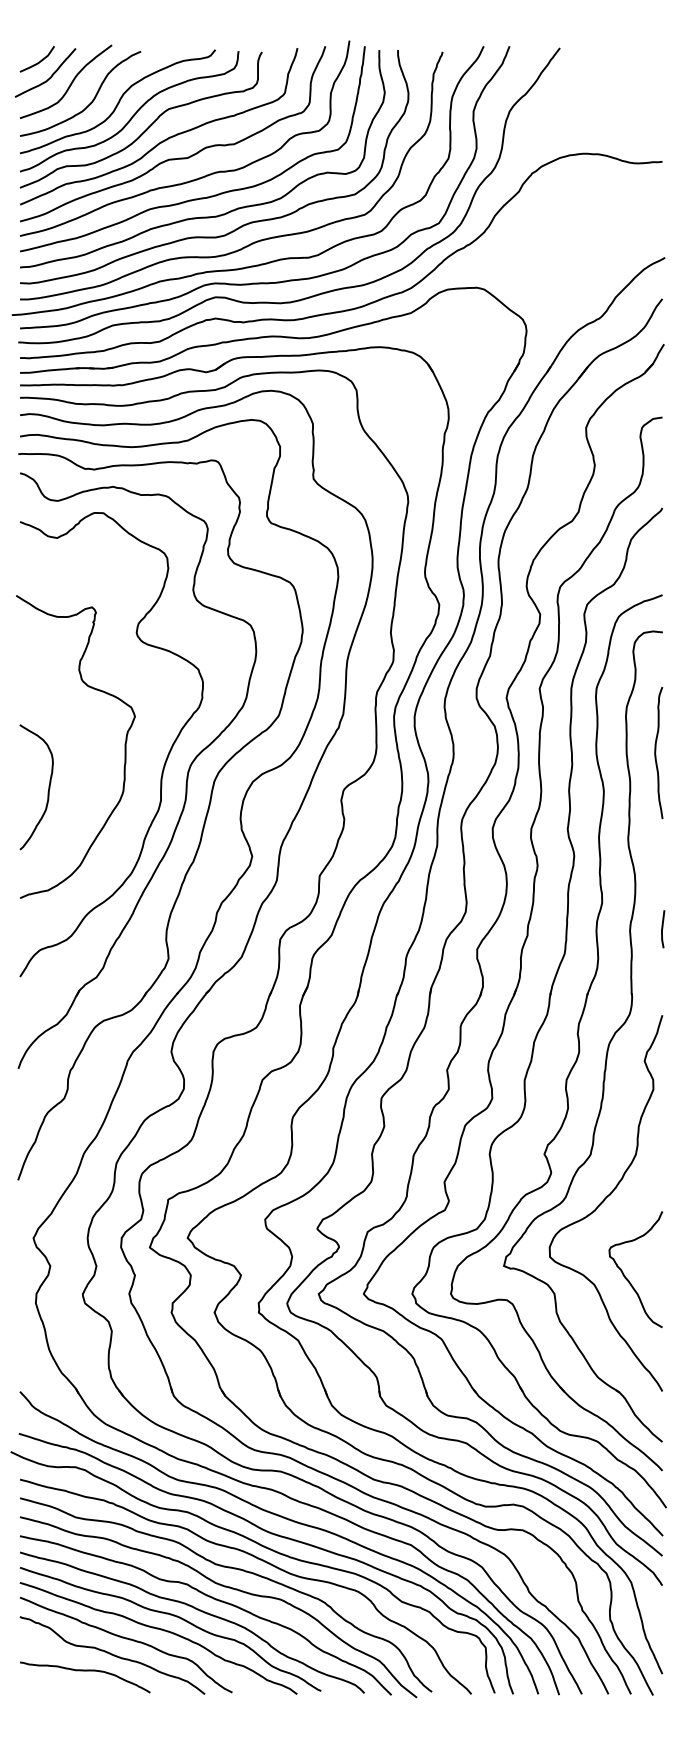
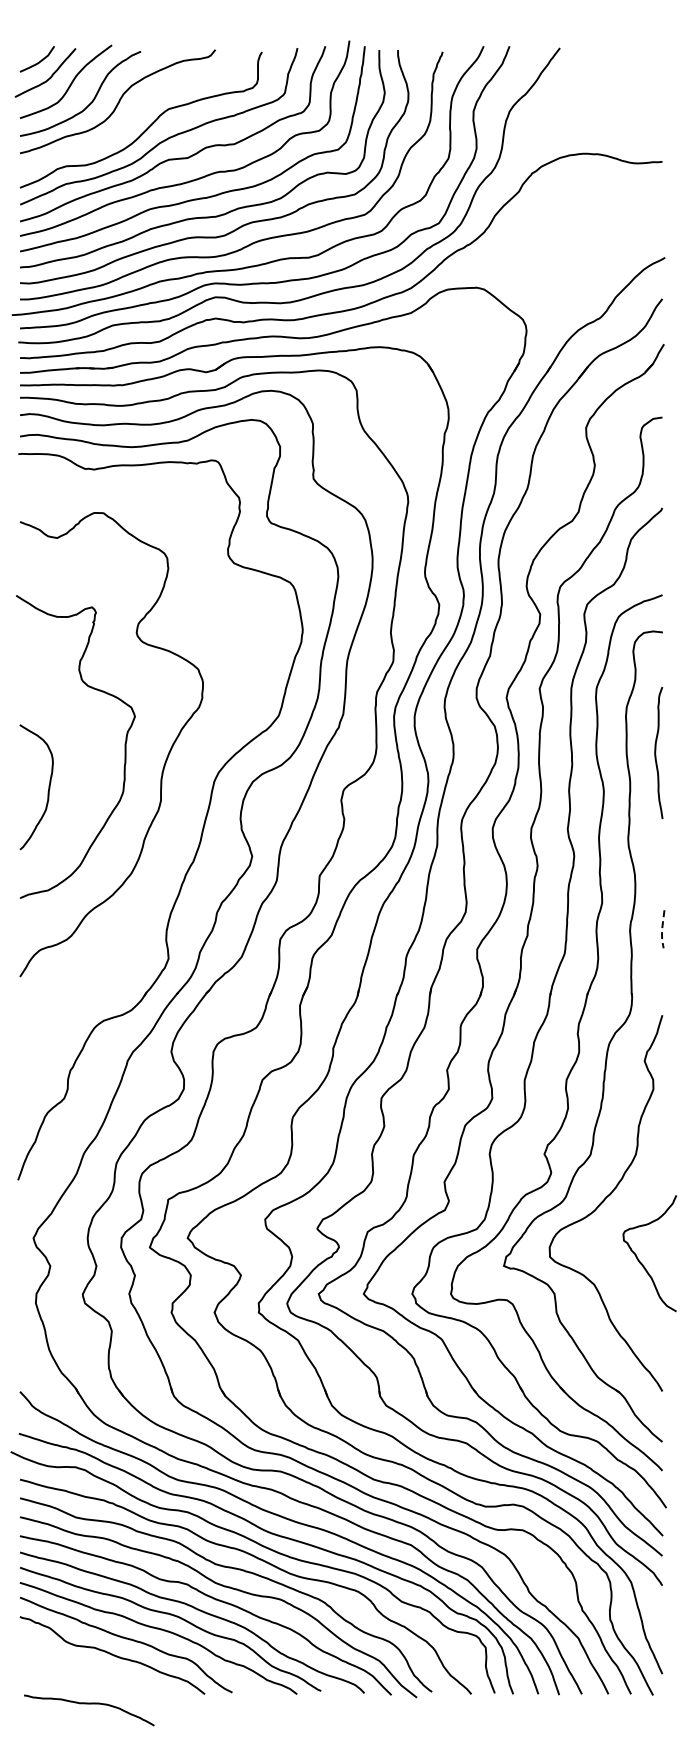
curve: present -> none (133, 114)
part: present -> none (186, 775)
line: solid -> dashed (661, 930)
curve position: (625, 1275) -> (639, 1259) (639, 1259)
curve position: (85, 1671) -> (89, 1704) (89, 1704)
